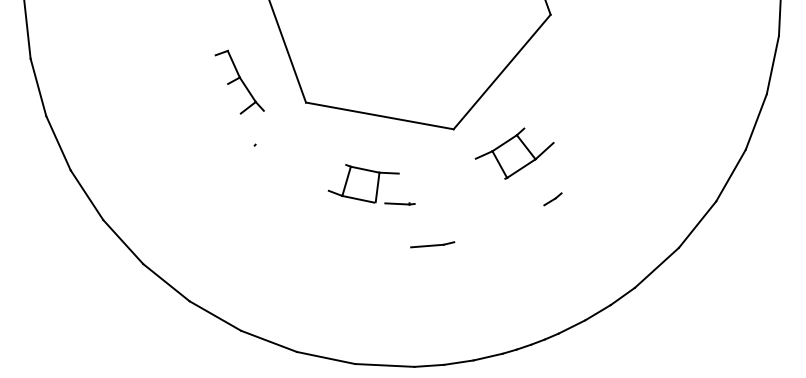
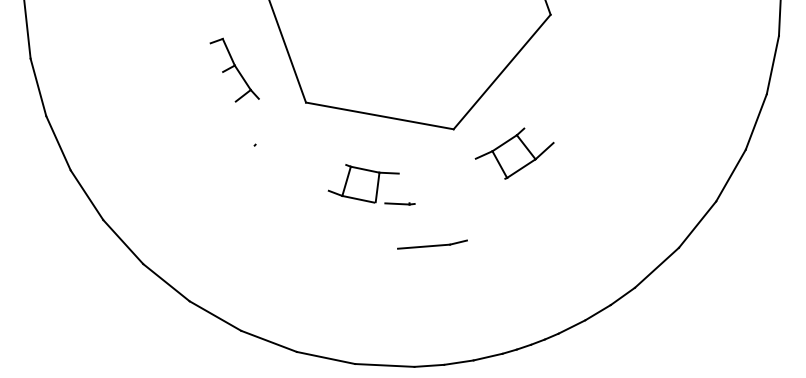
part position: (239, 81) -> (234, 69) (234, 69)
line: present -> none (552, 199)
part size: 46x8 px -> 71x11 px (432, 244)
